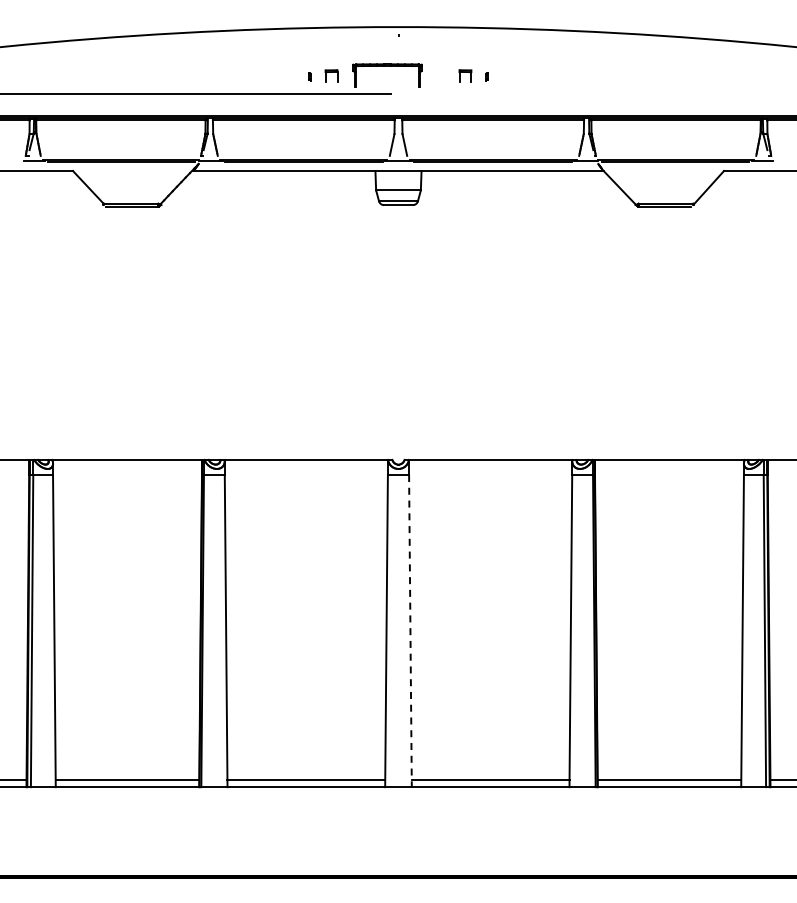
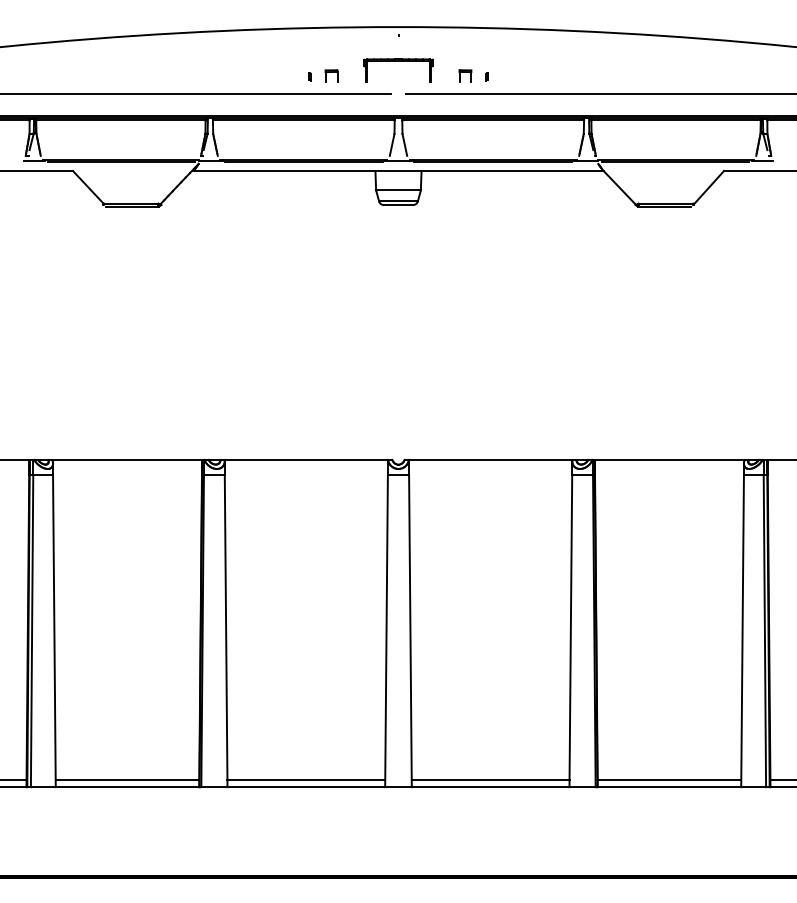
part position: (387, 66) -> (398, 61) (398, 61)
line: none -> present (599, 93)
line: dashed -> solid (410, 631)
